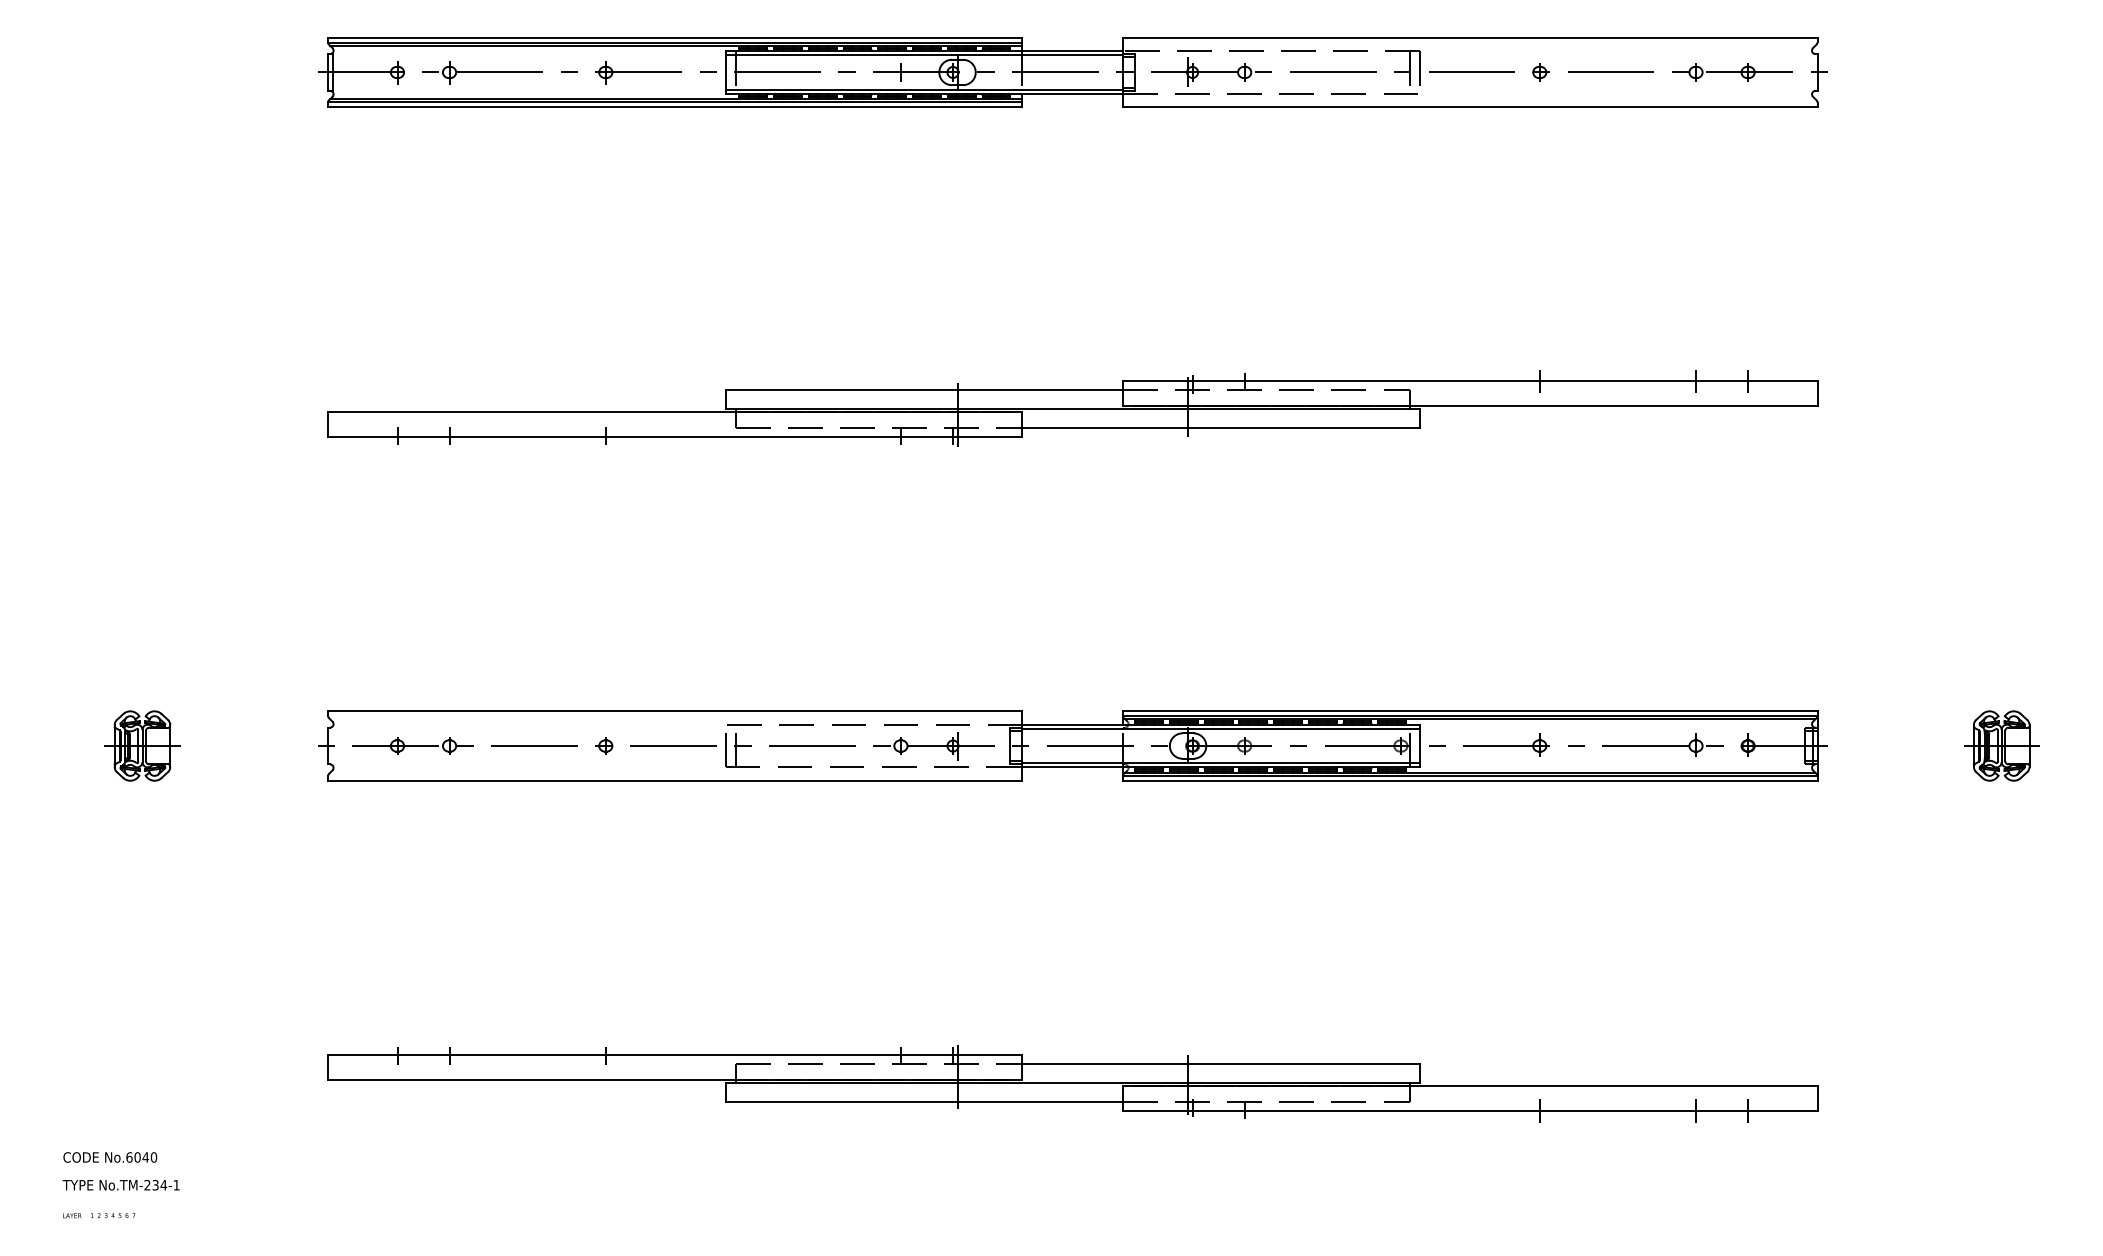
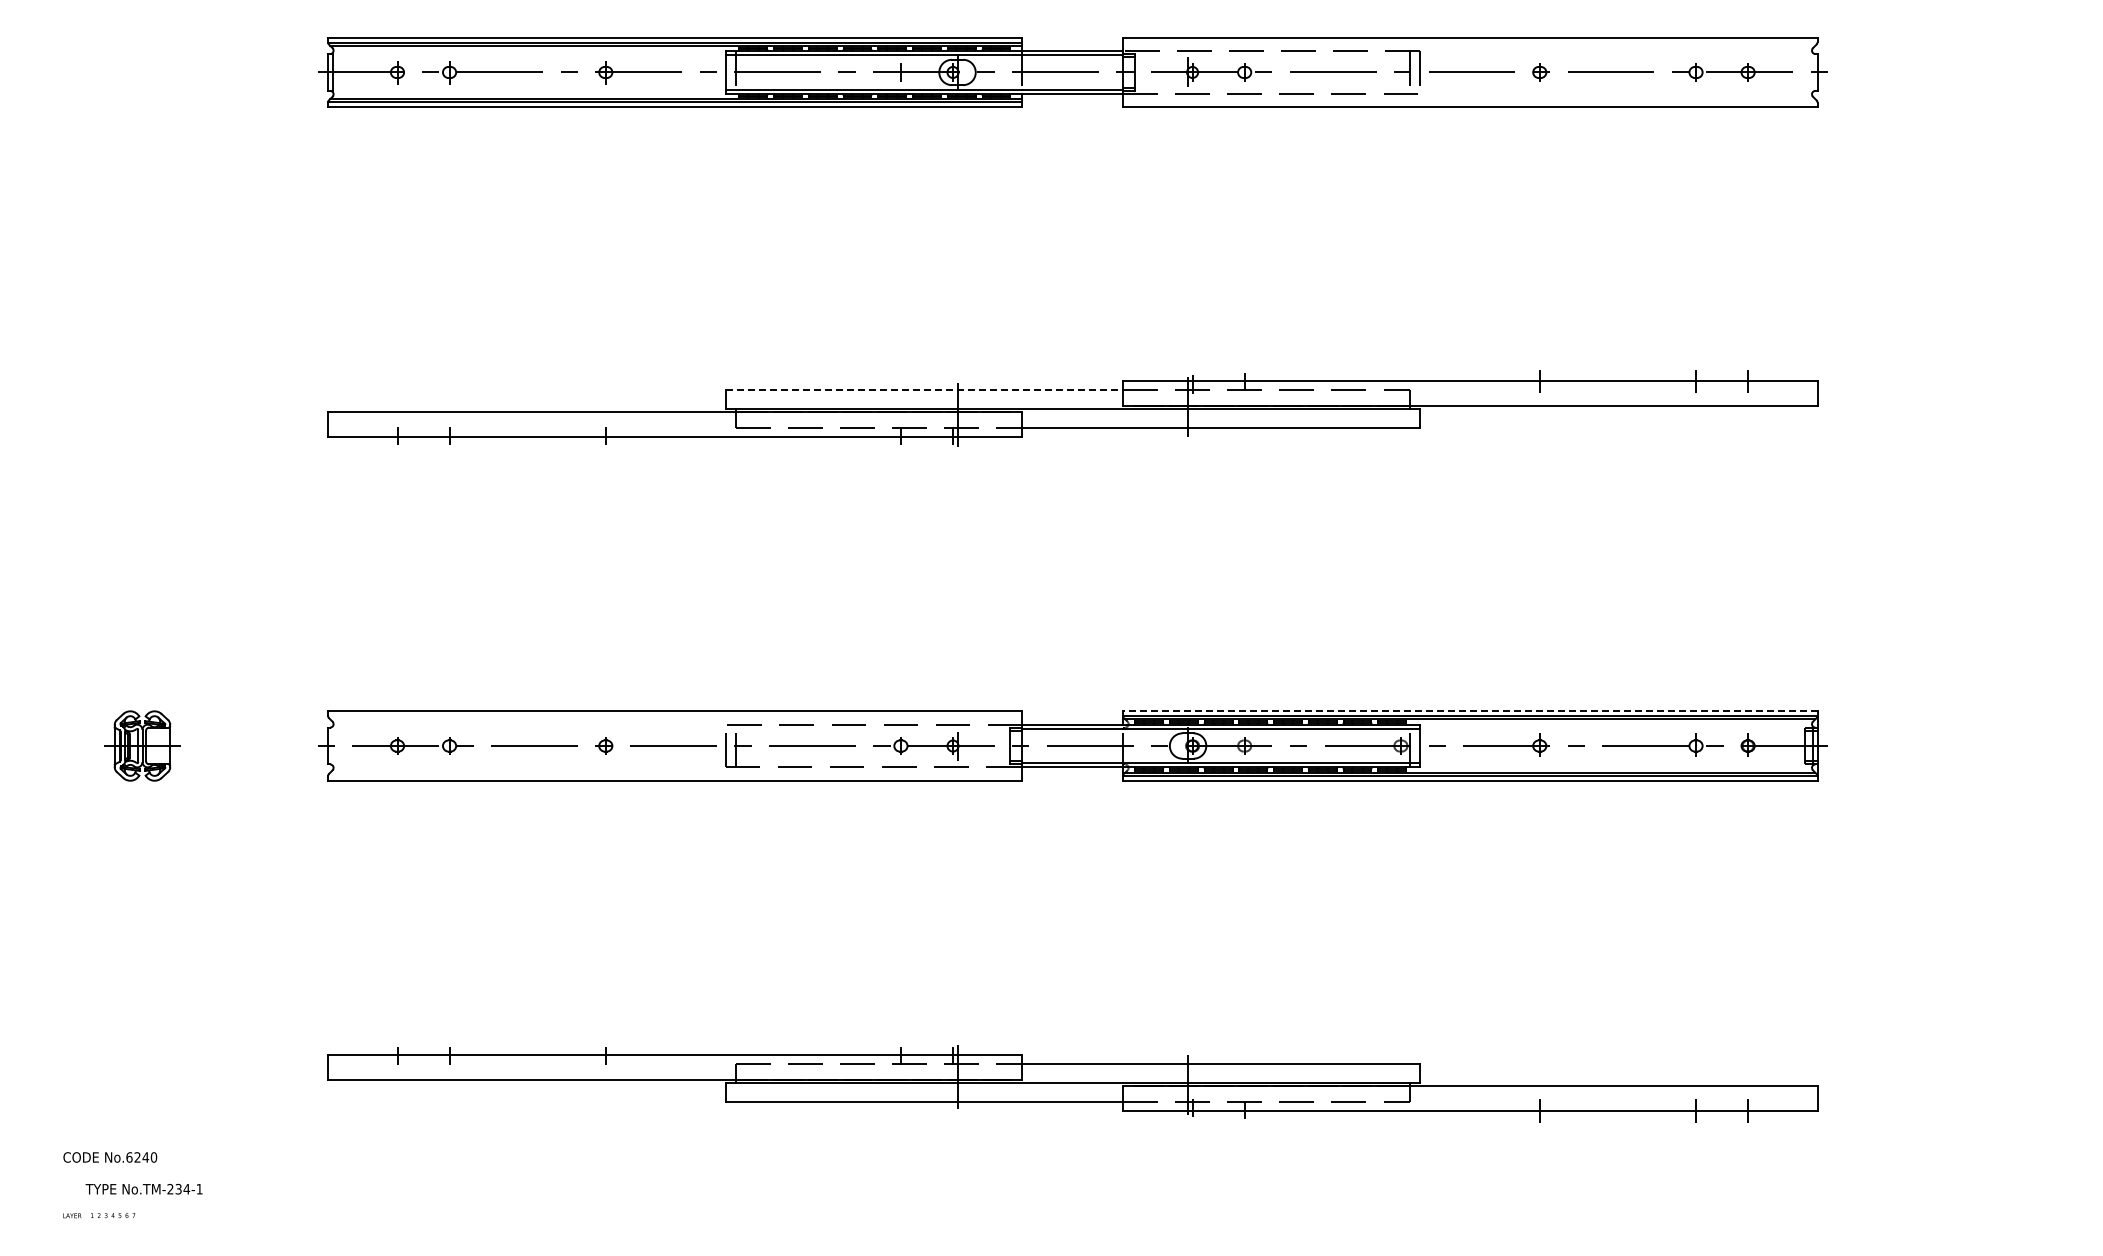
line: solid -> dashed (924, 390)
line: solid -> dashed (1469, 711)
part: present -> none (2001, 745)
text: No.6040 -> No.6240 (137, 1157)
text position: (120, 1185) -> (143, 1189) (143, 1189)
